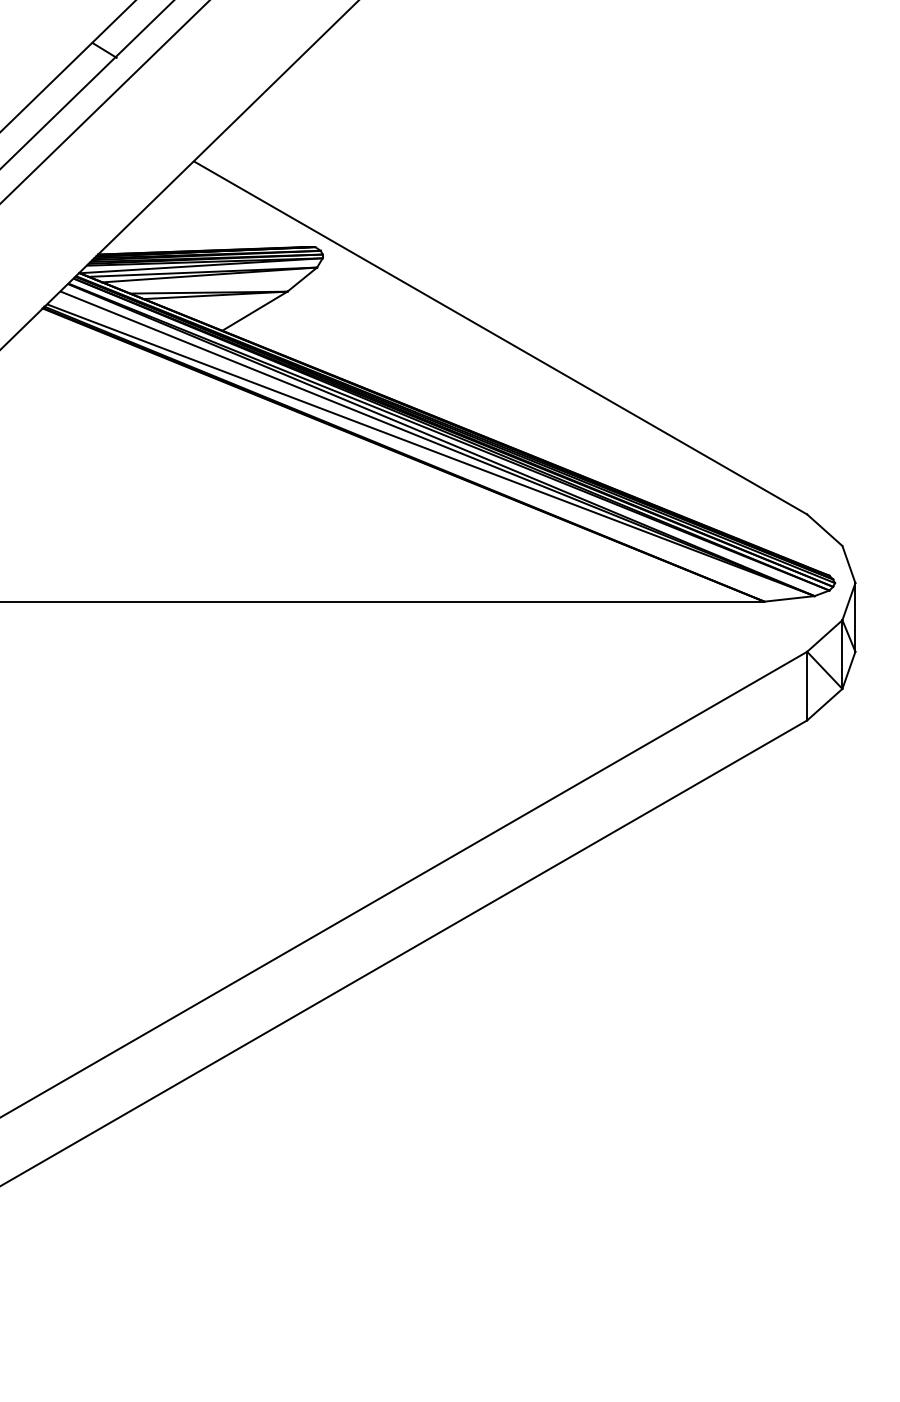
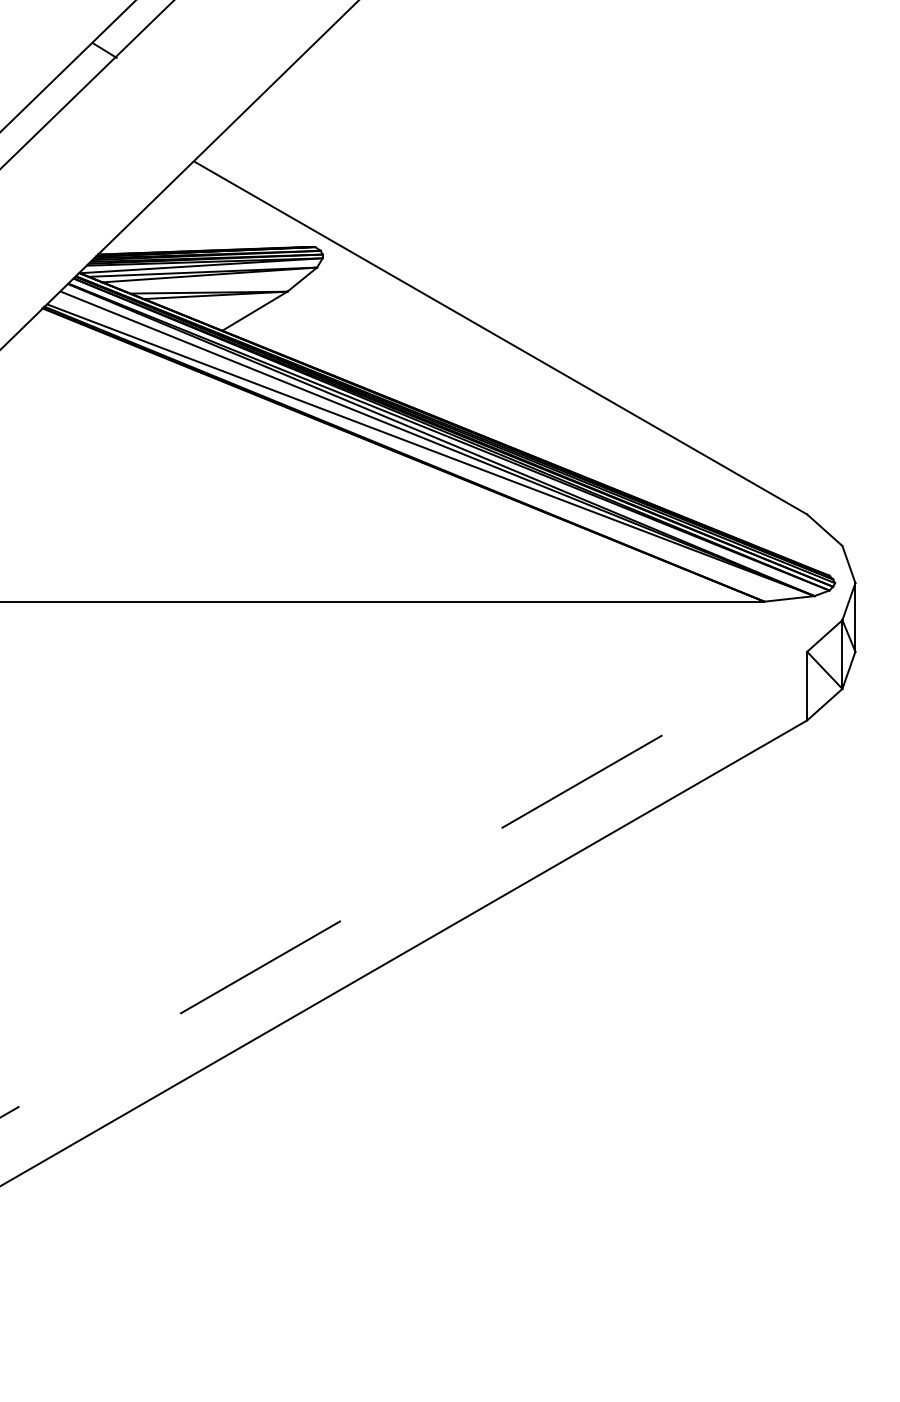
line: present -> none (104, 101)
line: solid -> dashed (403, 884)
